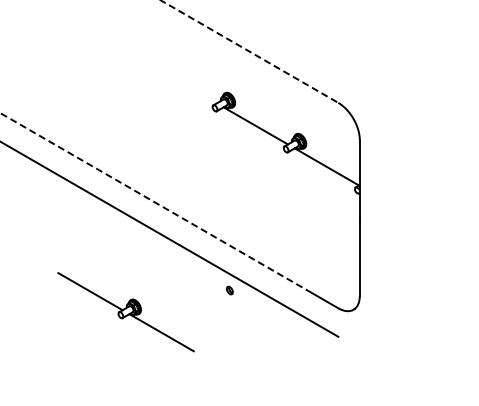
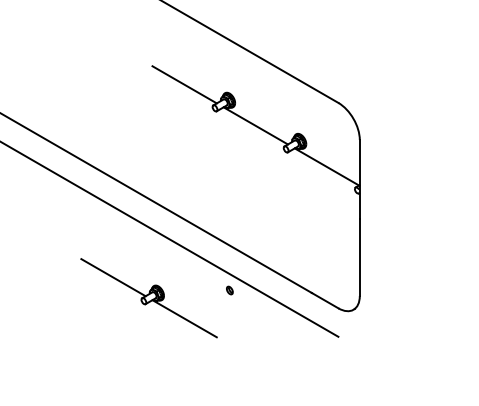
line: dashed -> solid (249, 51)
line: none -> present (184, 84)
line: dashed -> solid (156, 203)
part position: (125, 312) -> (148, 298) (148, 298)
